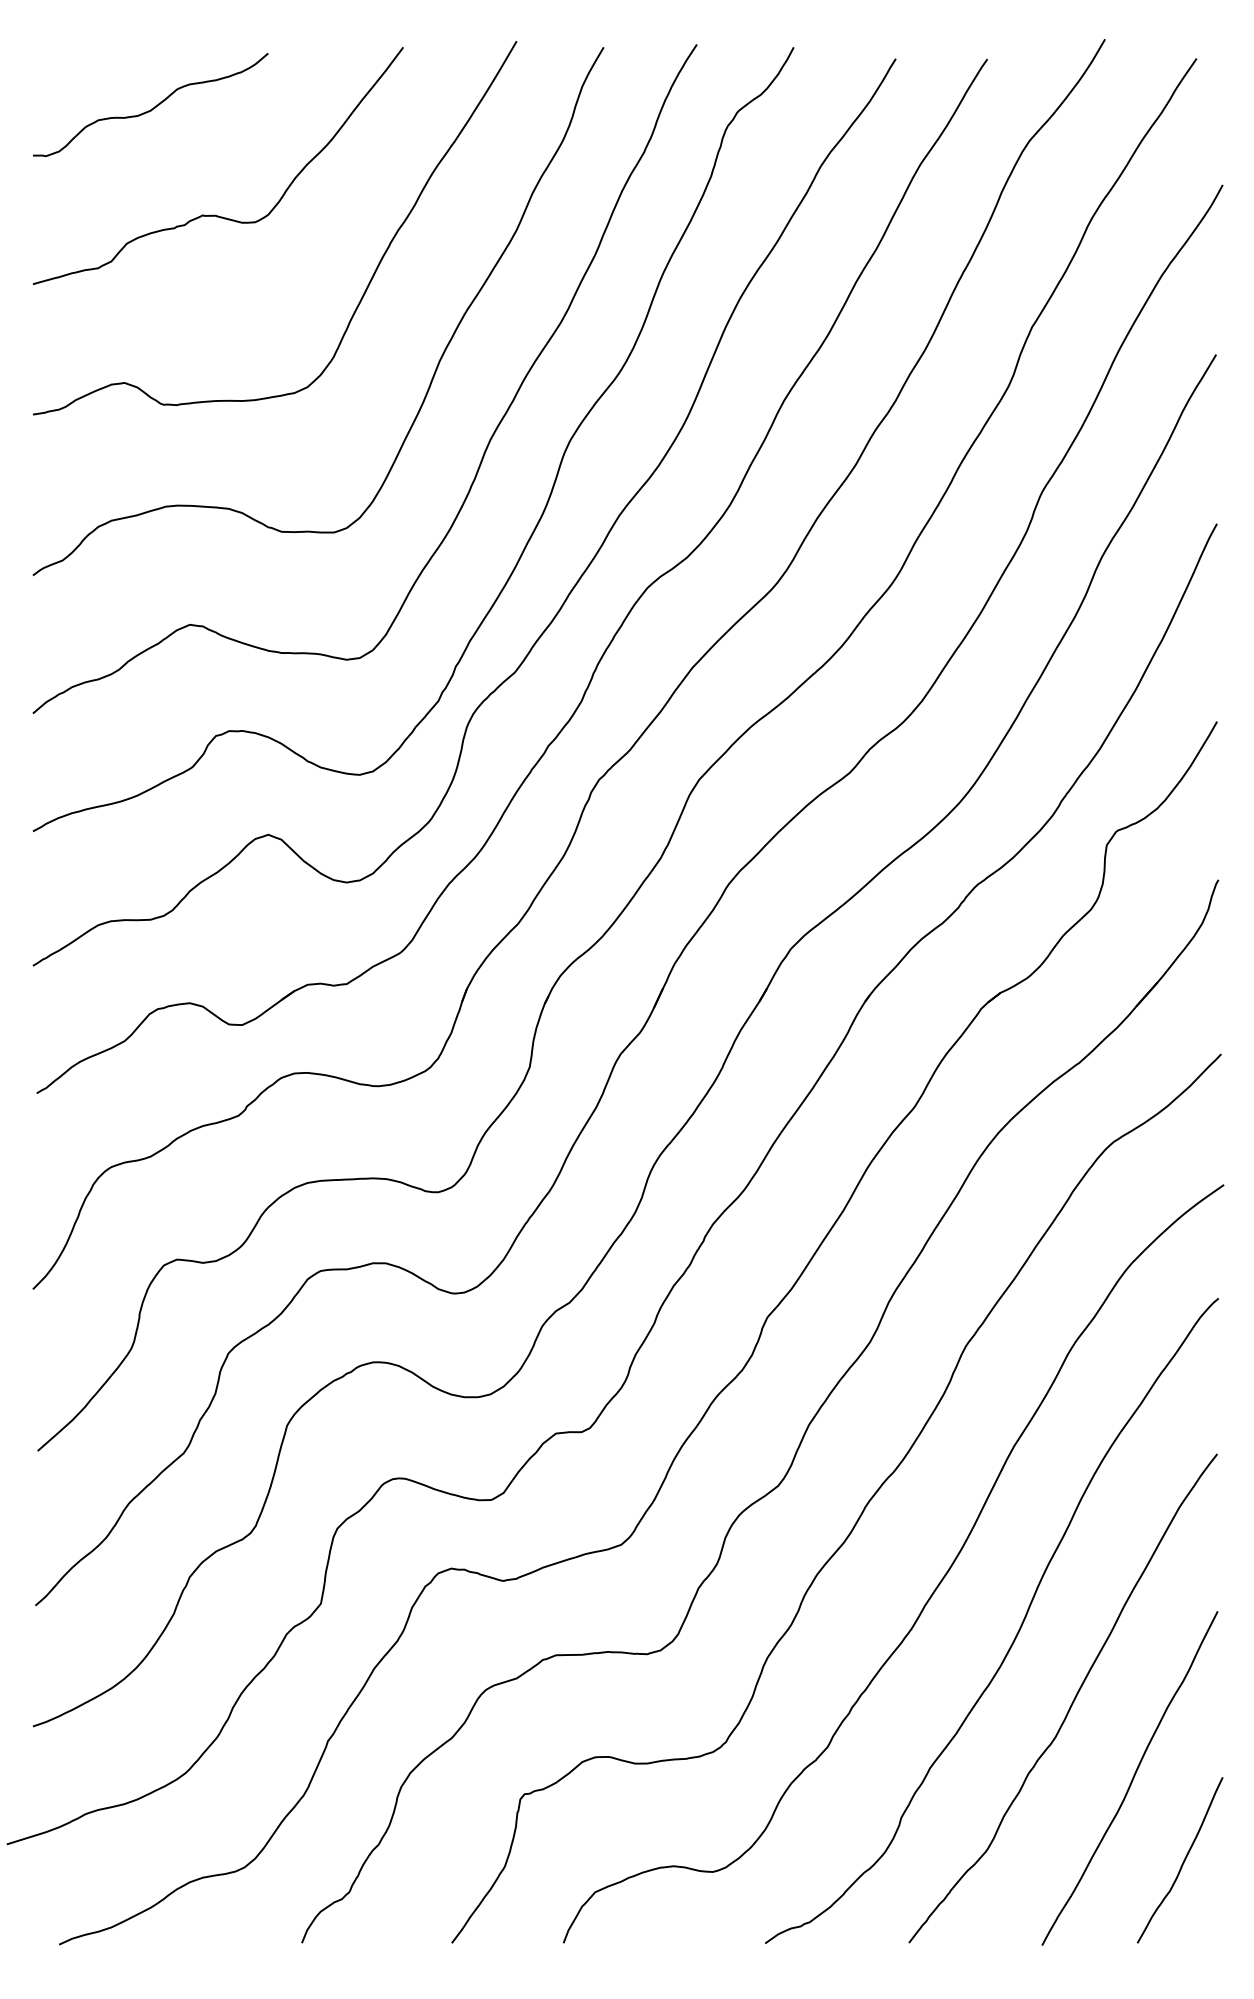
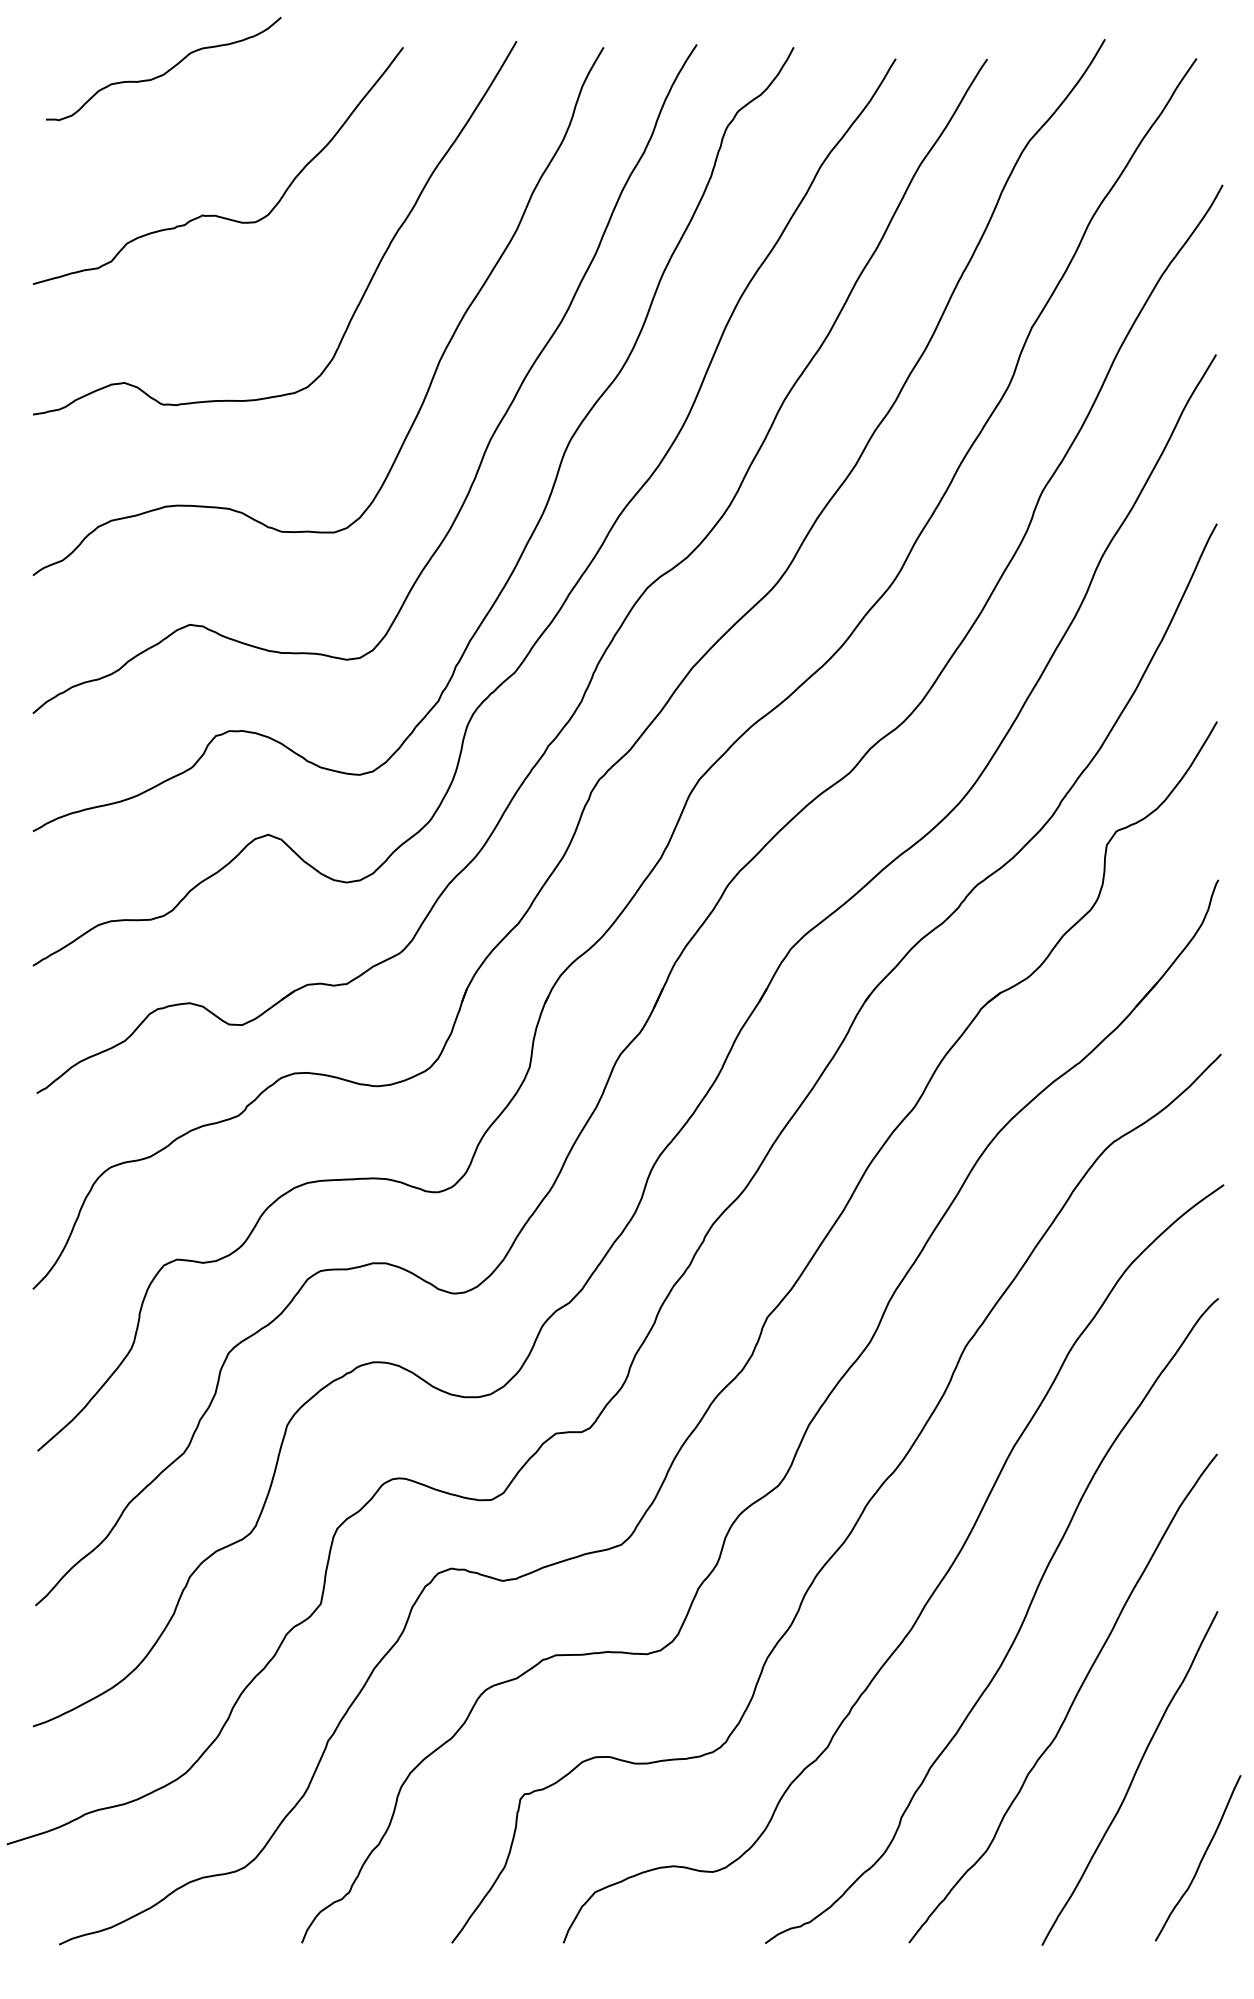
curve position: (151, 108) -> (164, 72) (164, 72)
curve position: (1182, 1862) -> (1200, 1860) (1200, 1860)
